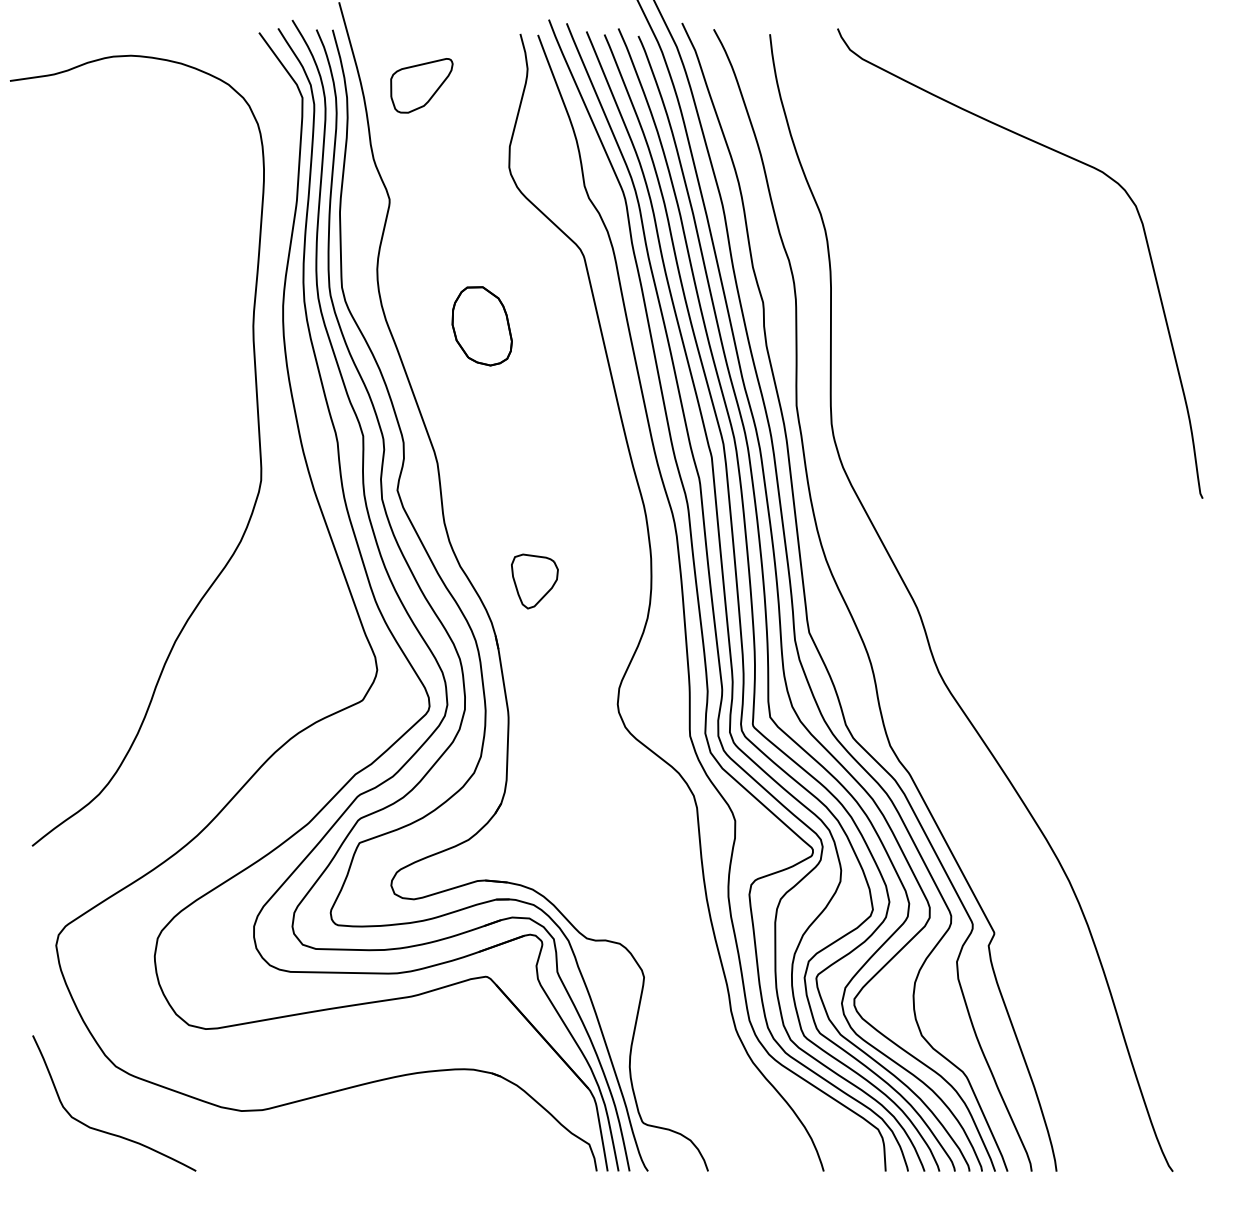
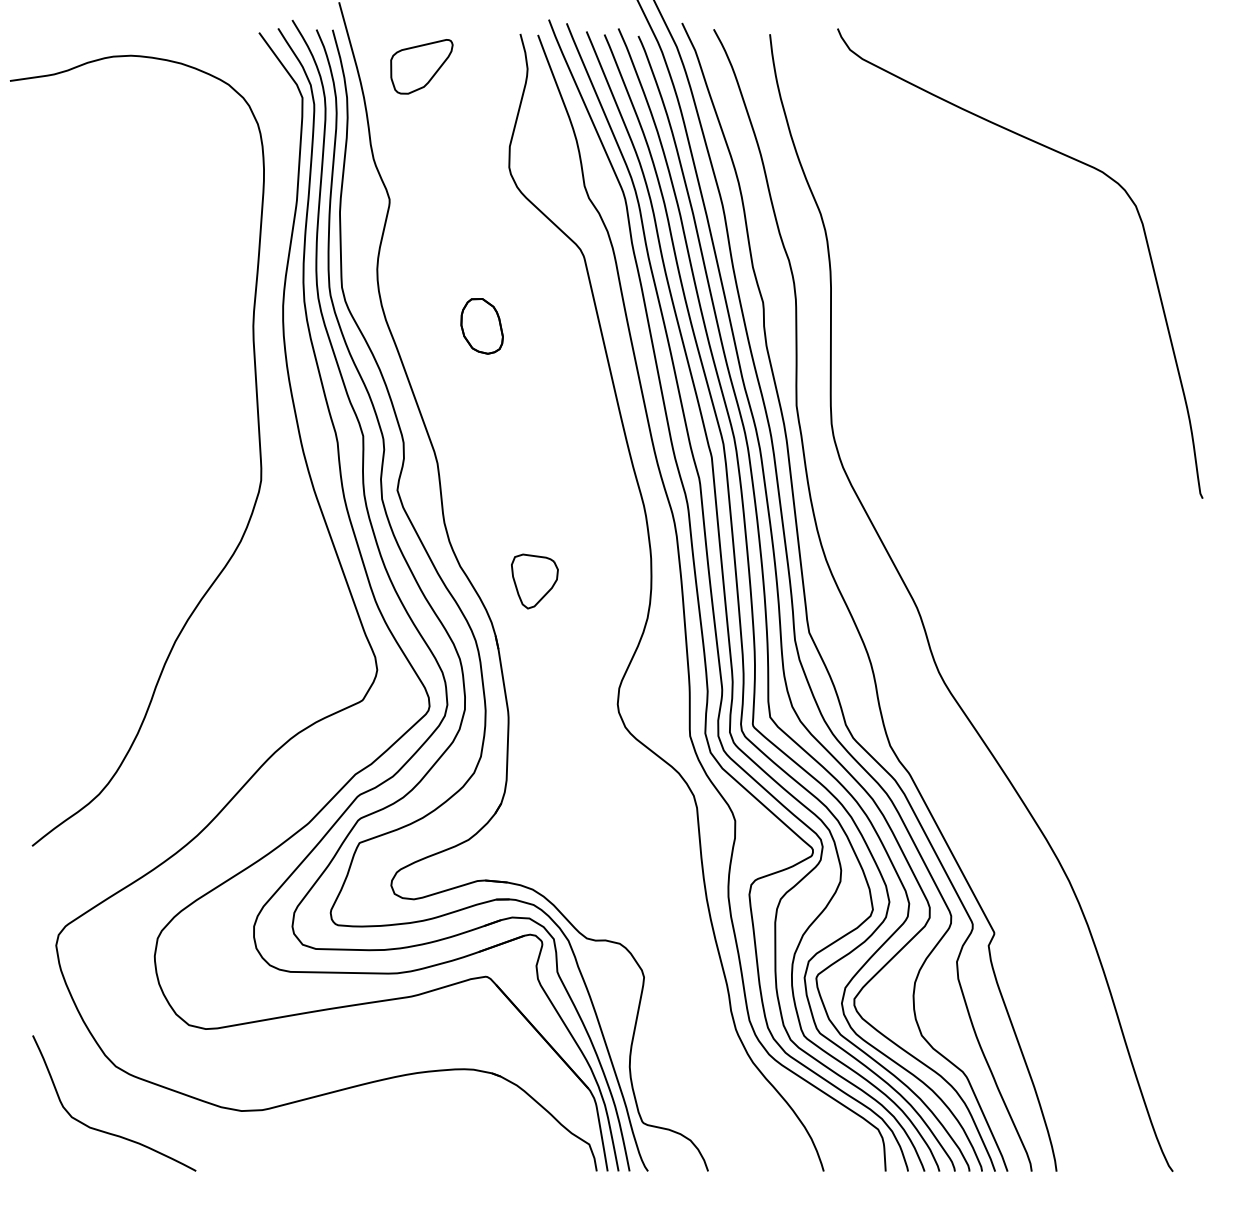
part position: (421, 85) -> (421, 66) (421, 66)
part size: 62x81 px -> 44x57 px (481, 326)
